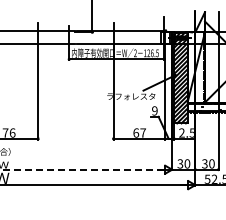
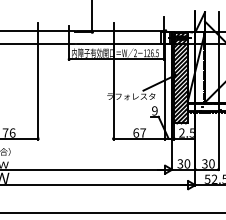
line: dashed -> solid (82, 169)
line: none -> present (112, 212)
